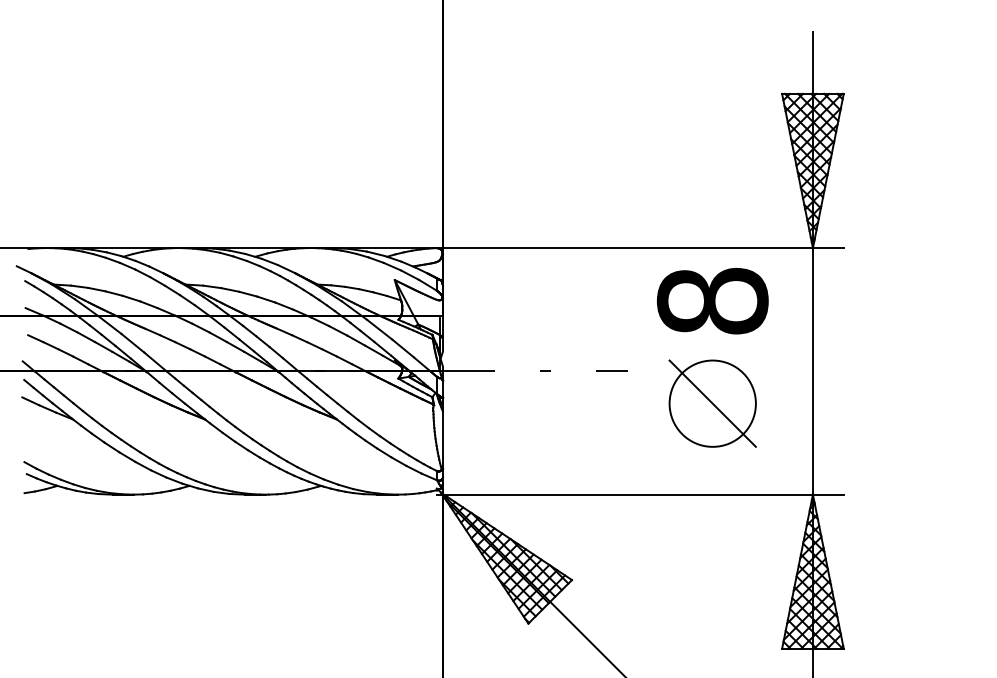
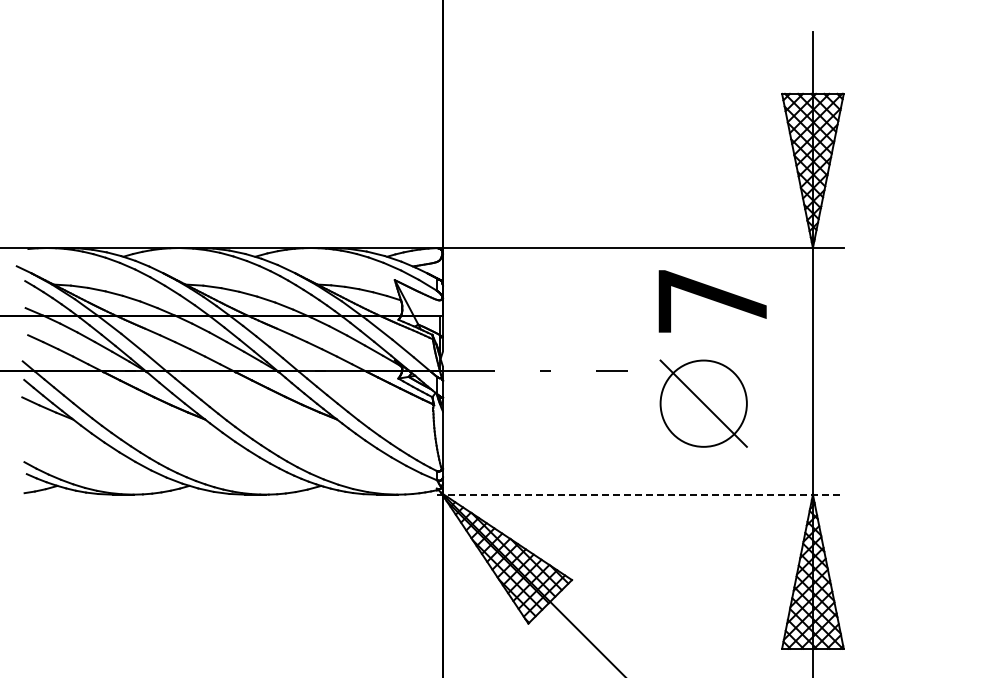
text: 8 -> 7 (712, 300)
part position: (712, 403) -> (703, 403) (703, 403)
line: solid -> dashed (640, 494)
